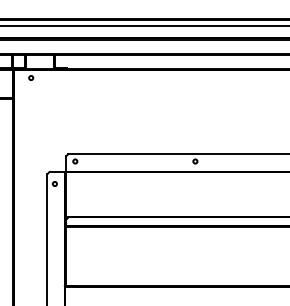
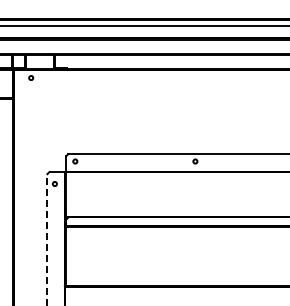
line: solid -> dashed (47, 240)
